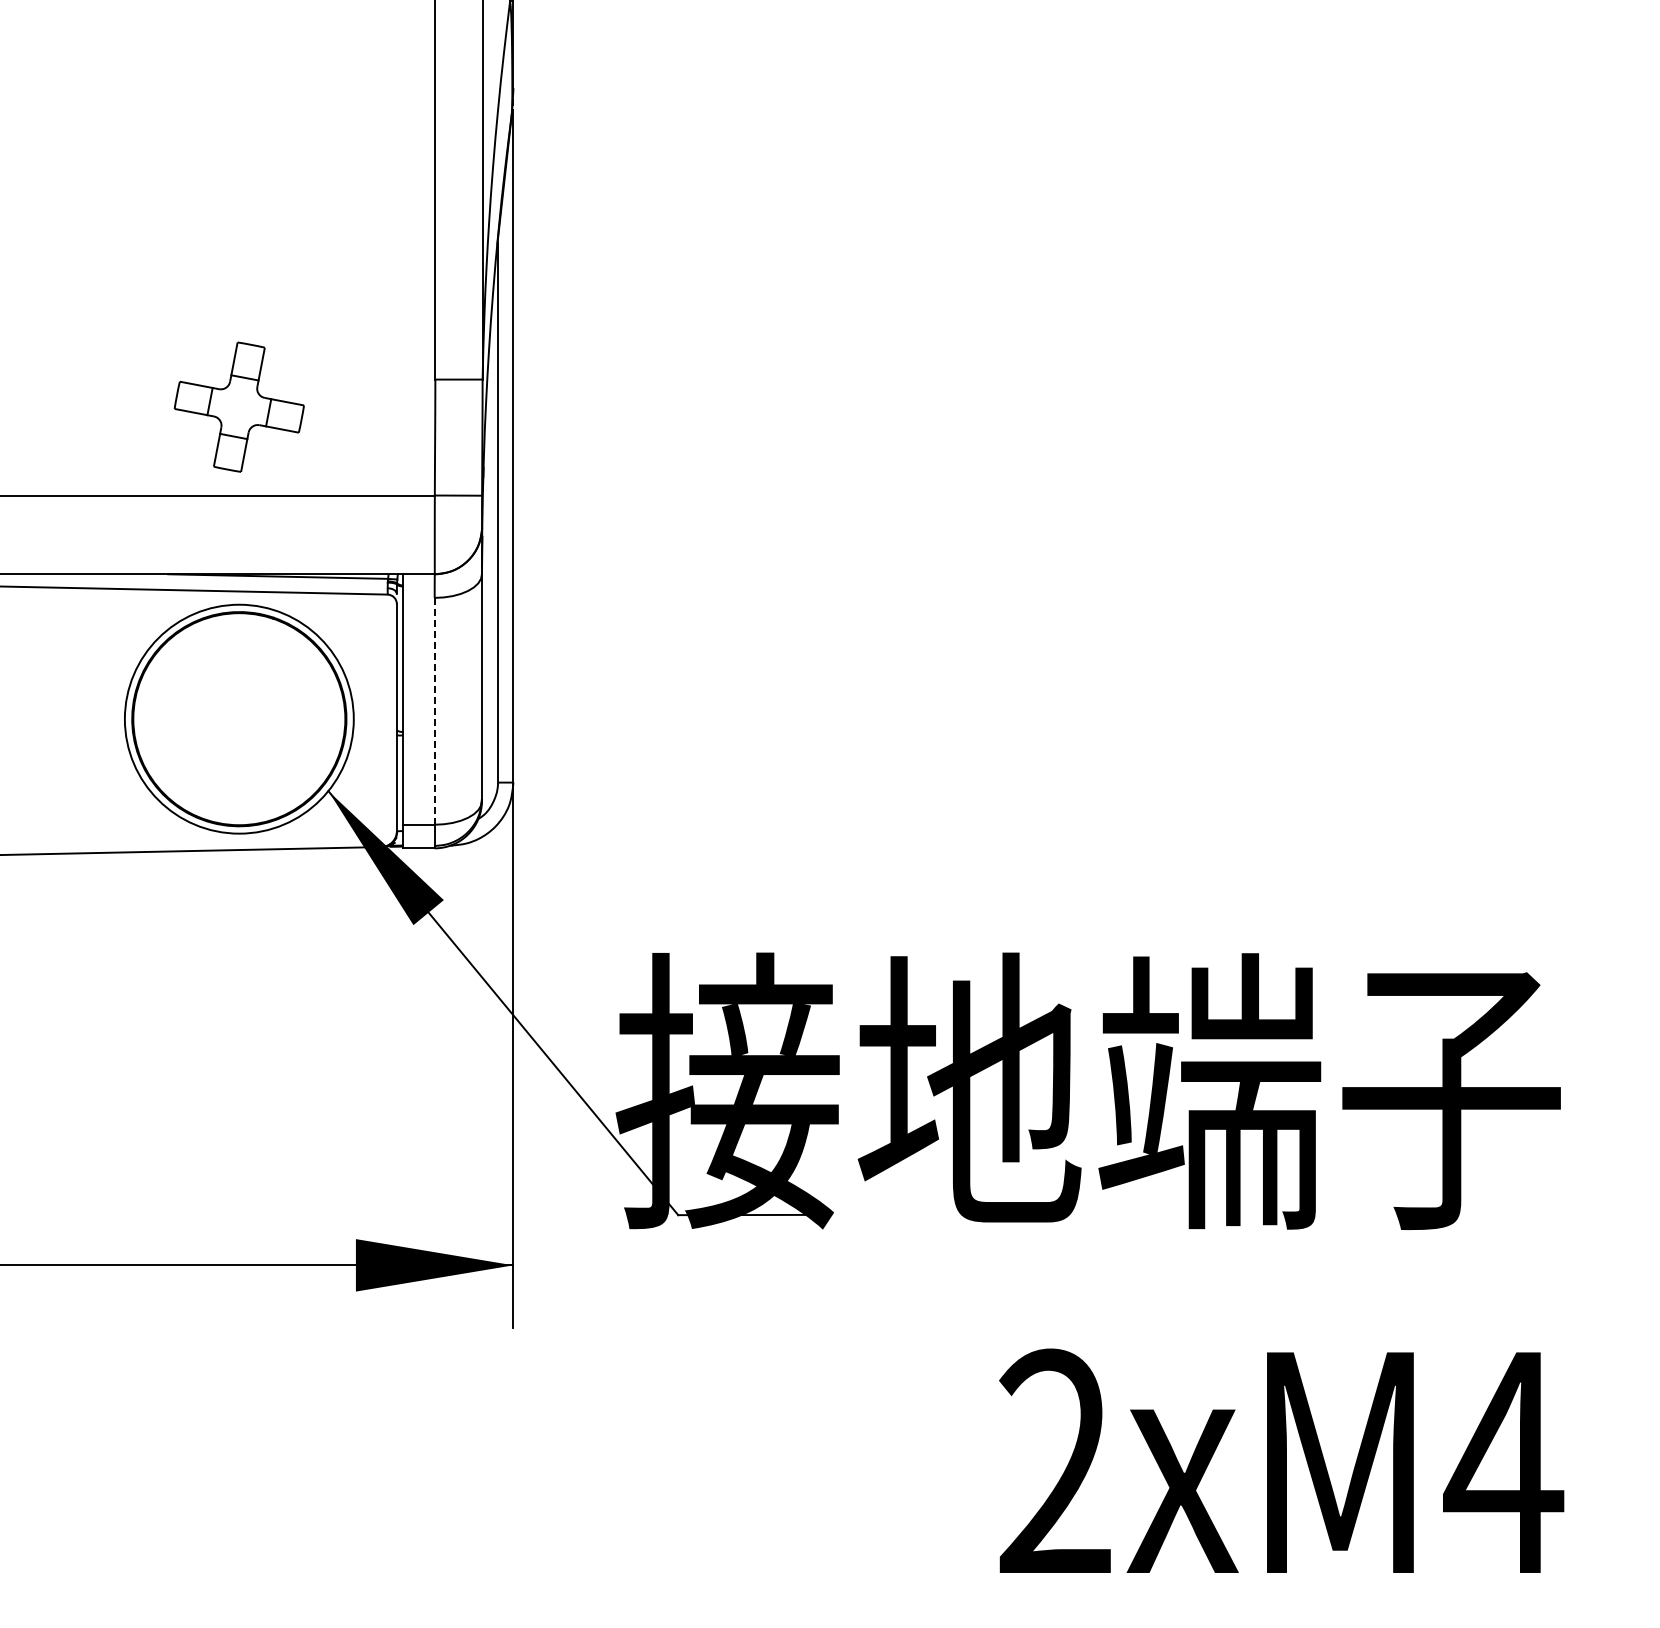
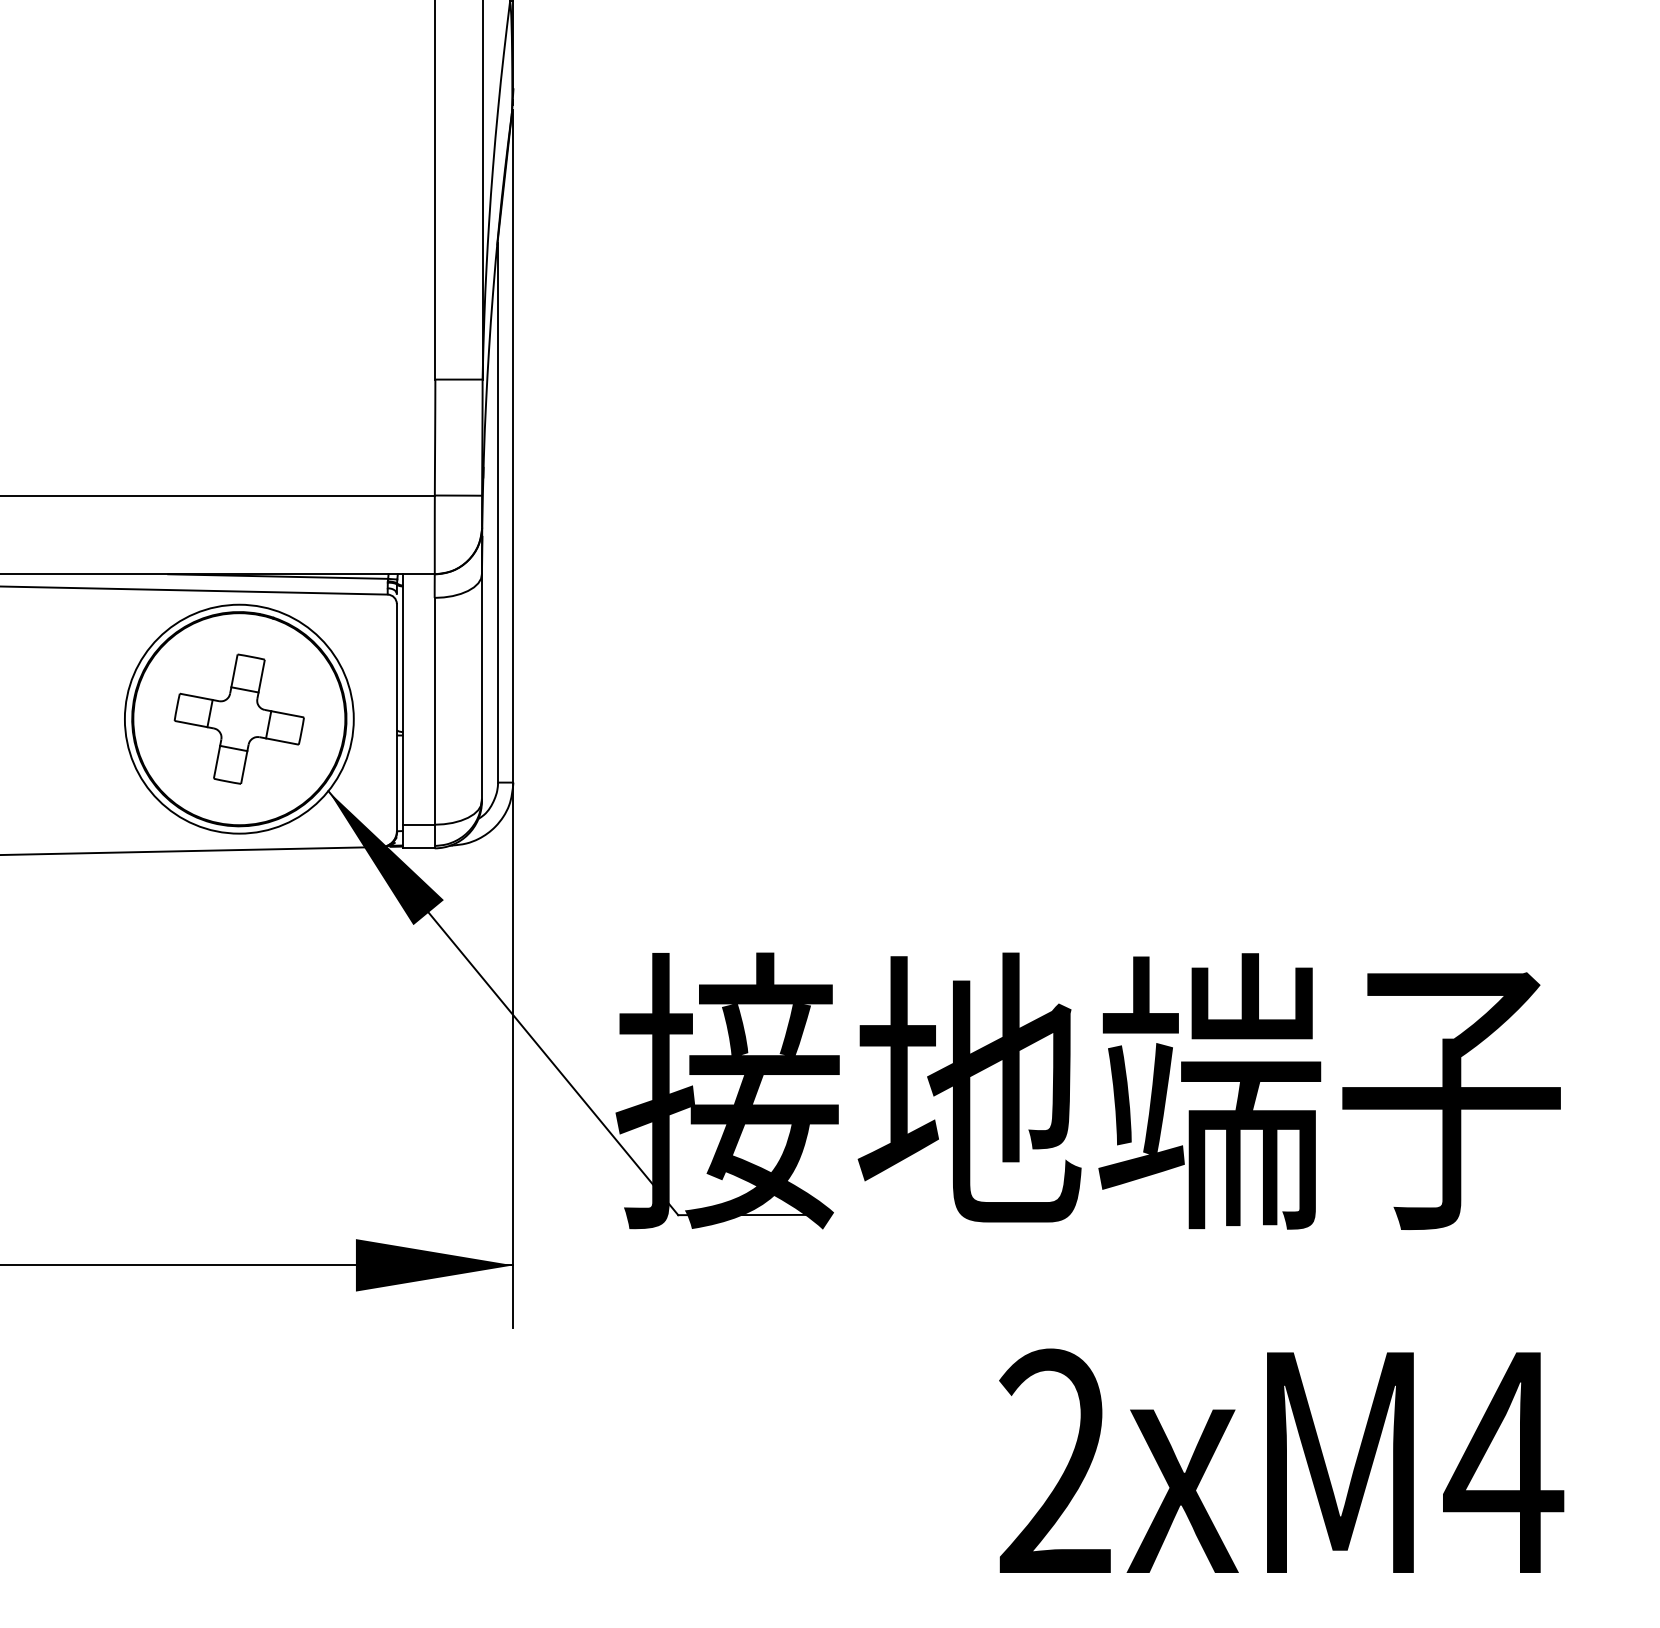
part position: (238, 406) -> (238, 718) (238, 718)
line: dashed -> solid (434, 710)
